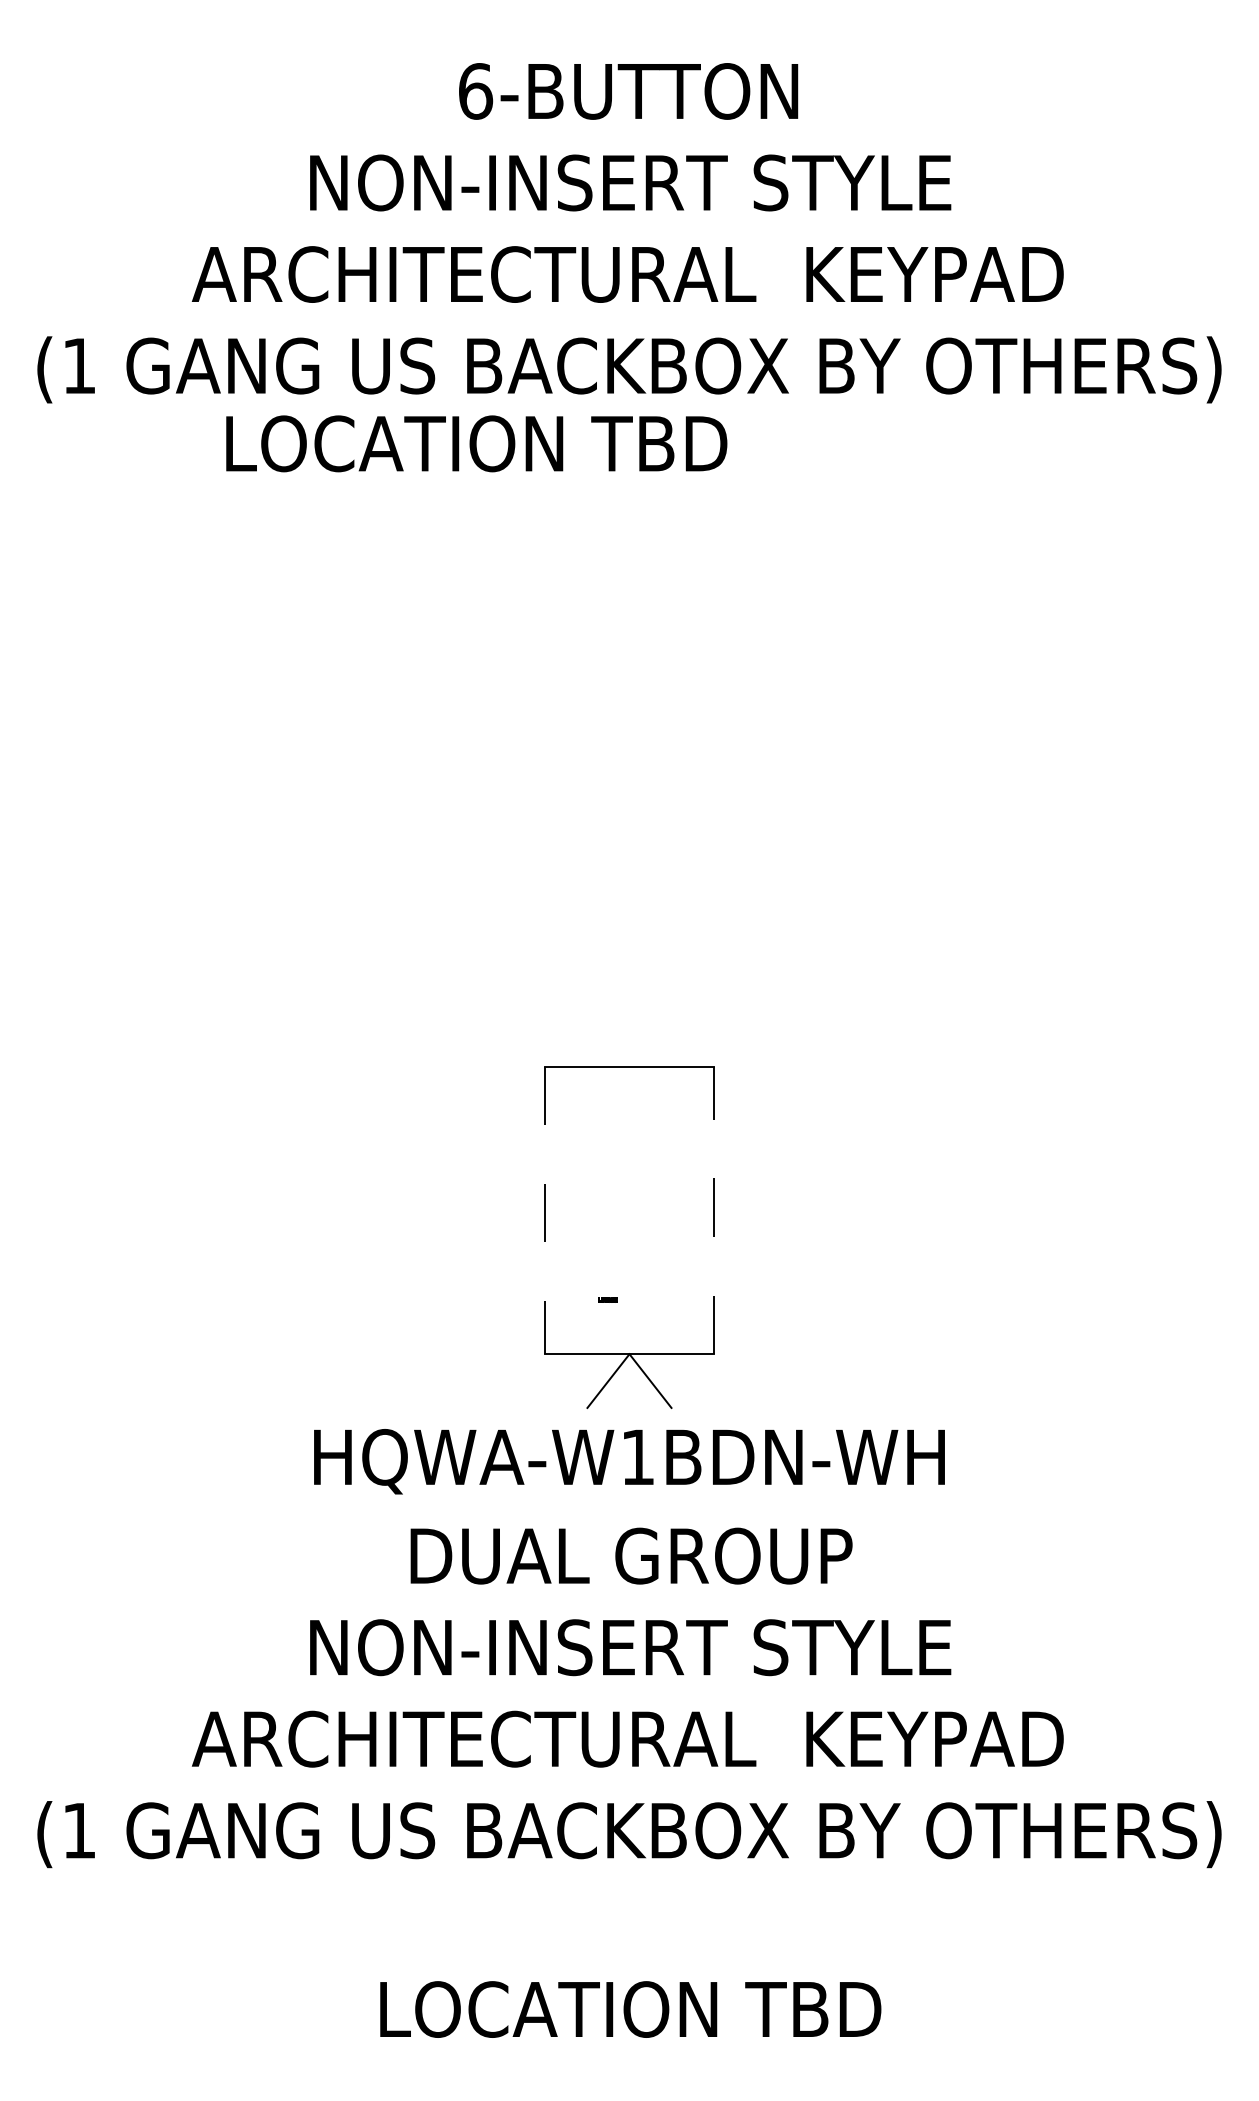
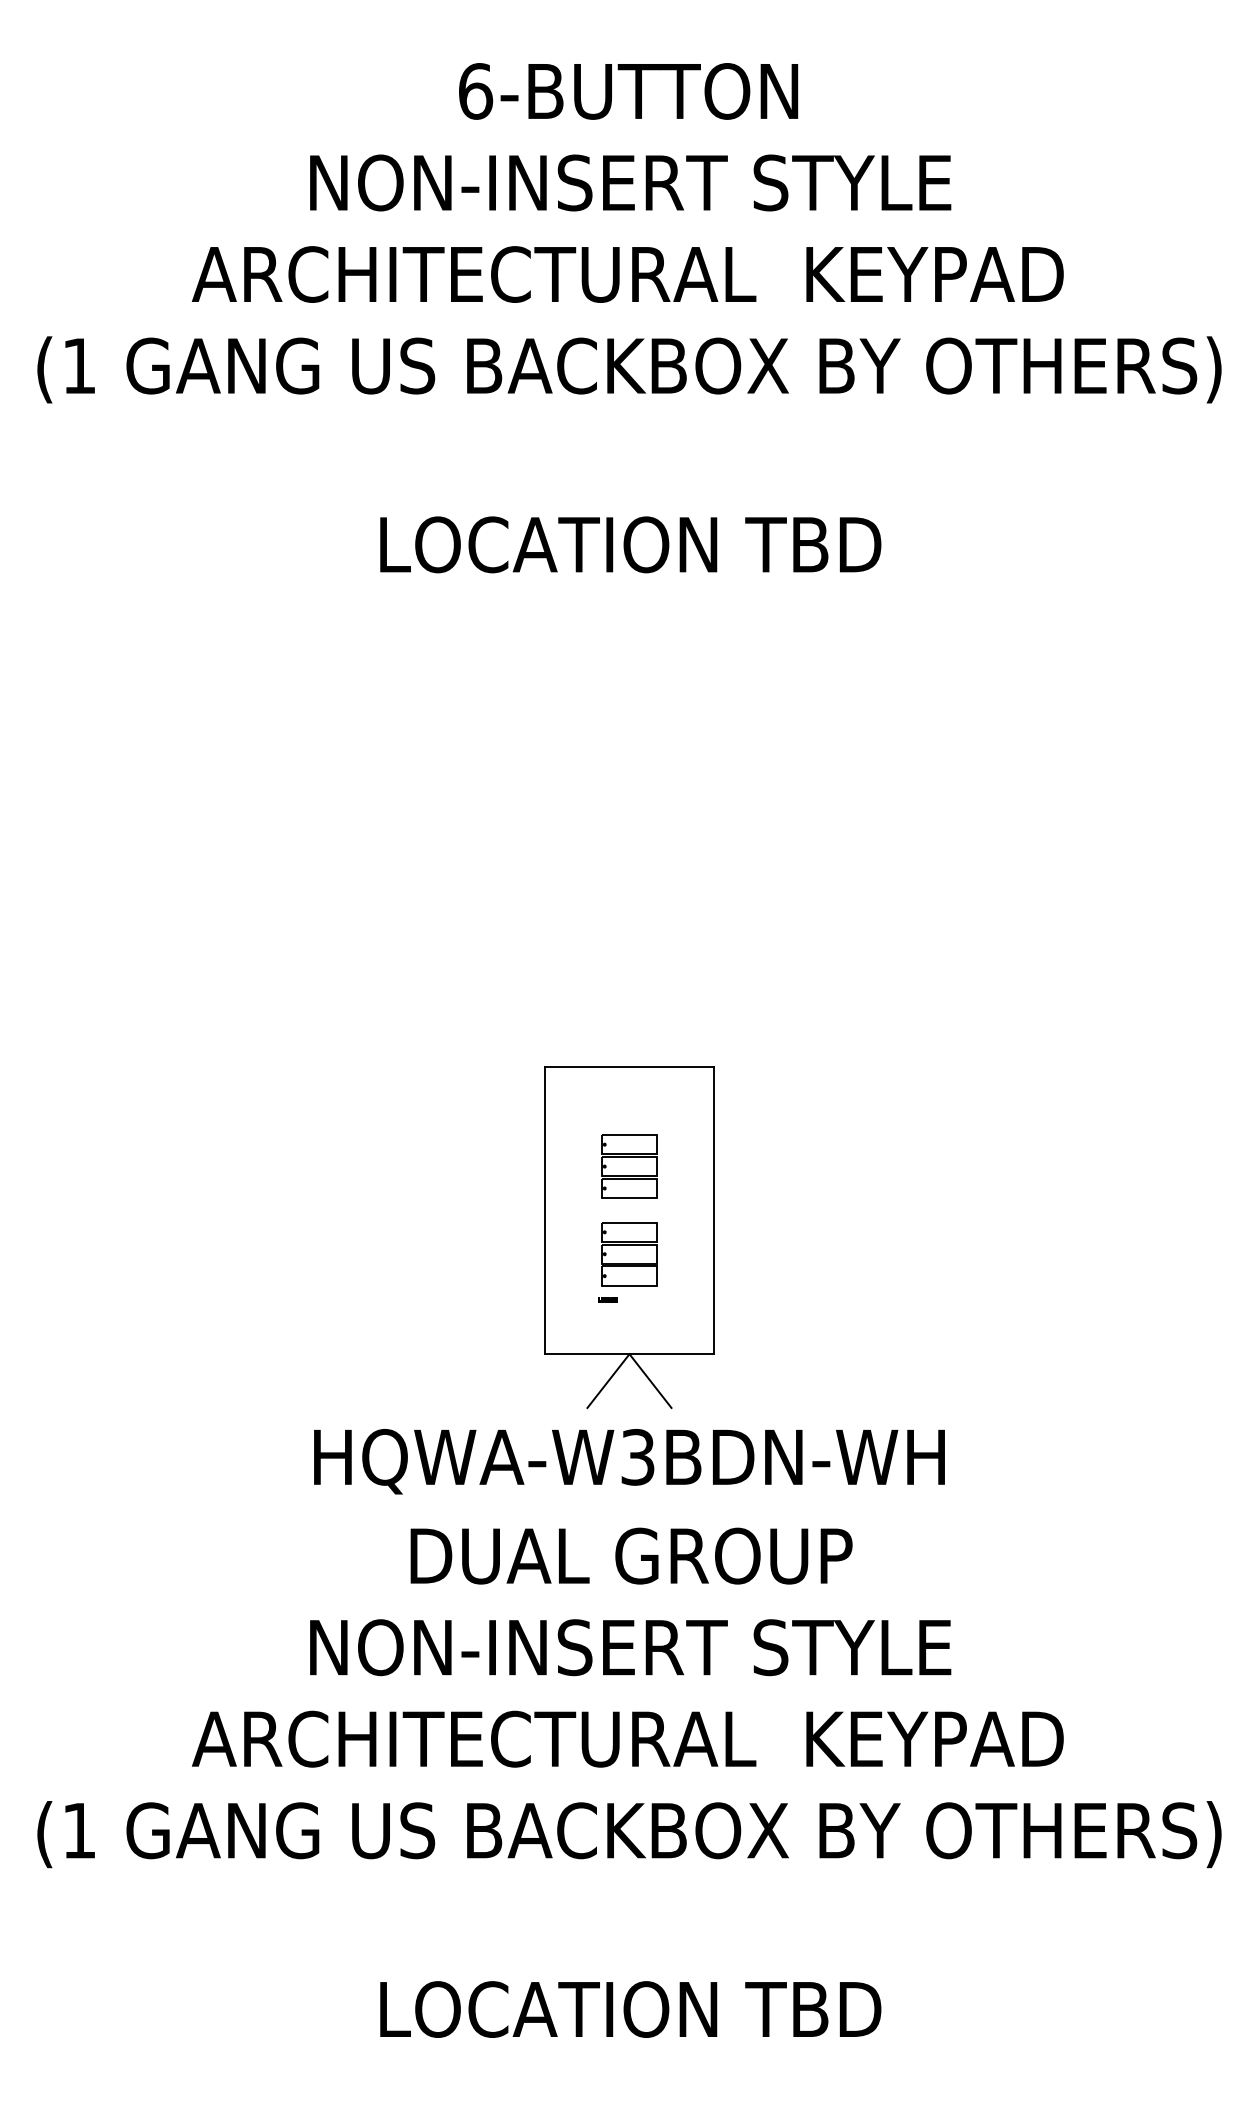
text position: (476, 443) -> (630, 544) (630, 544)
part: none -> present (629, 1166)
line: dashed -> solid (545, 1210)
line: dashed -> solid (713, 1210)
part: none -> present (629, 1254)
text: HQWA-W1BDN-WH -> HQWA-W3BDN-WH (637, 1457)
